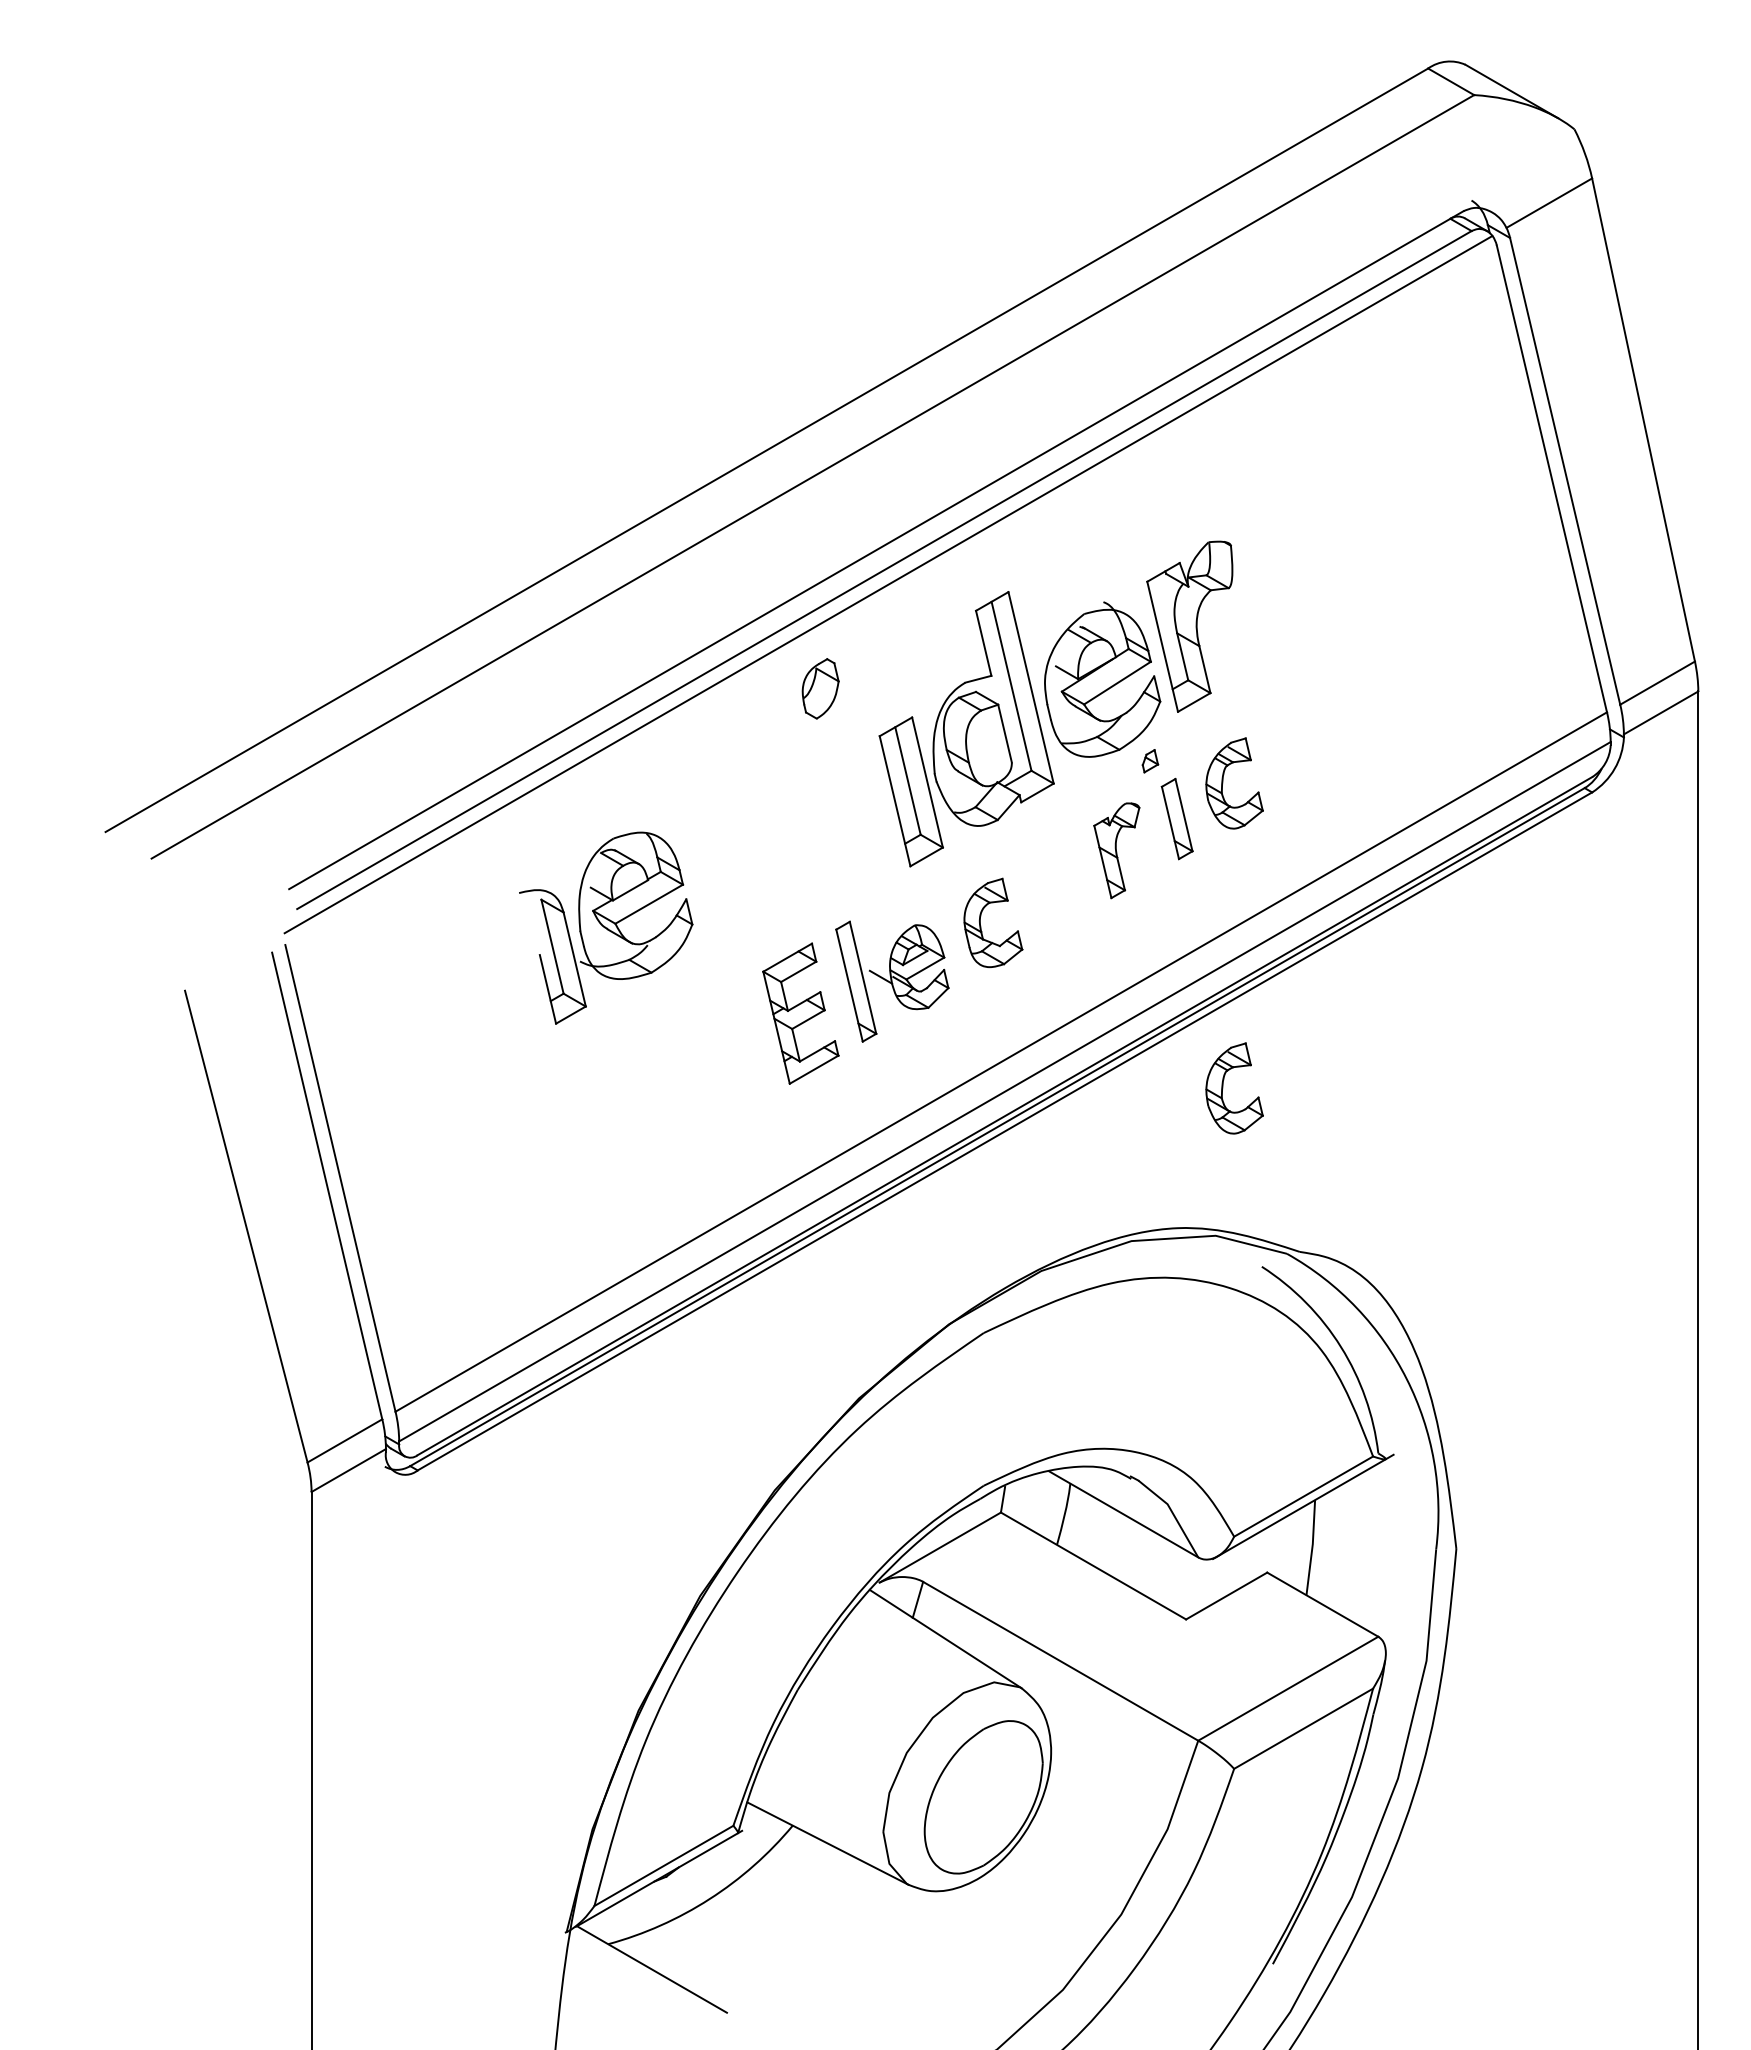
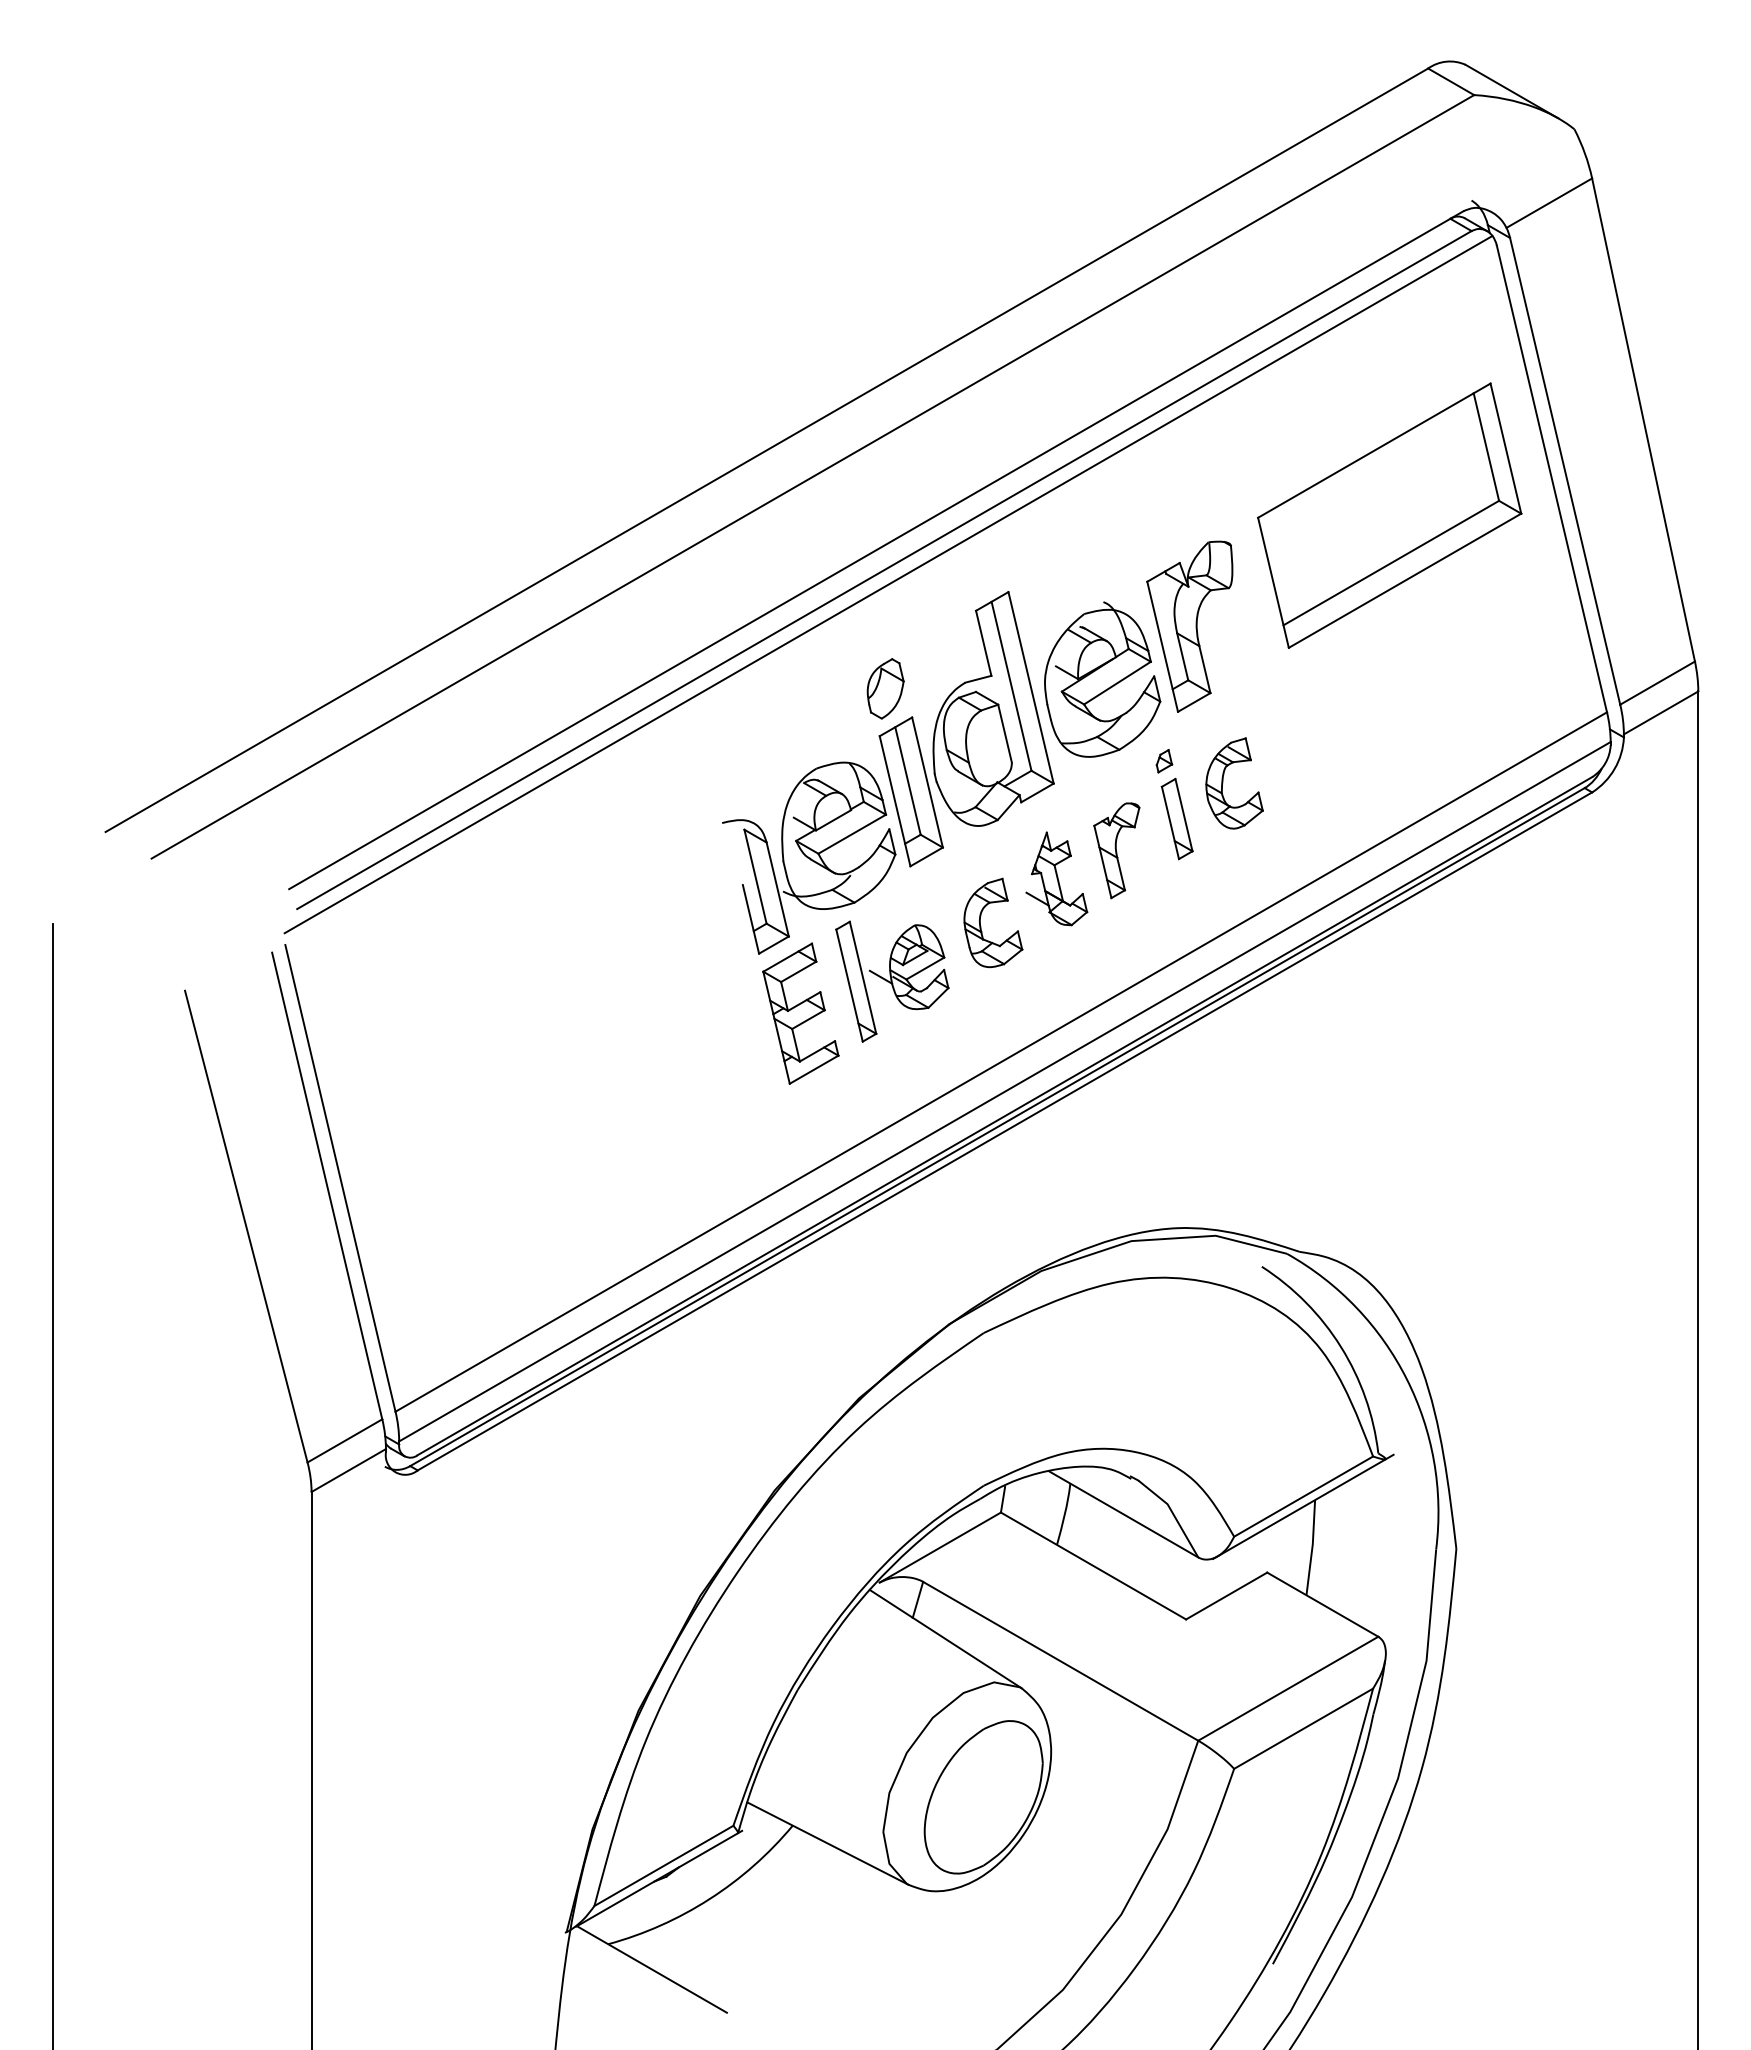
part: none -> present (1389, 515)
part position: (820, 688) -> (885, 688) (885, 688)
part position: (1150, 761) -> (1164, 761) (1164, 761)
part: none -> present (1056, 878)
part position: (606, 927) -> (809, 857) (809, 857)
part: present -> none (1223, 1088)
line: none -> present (52, 1484)
